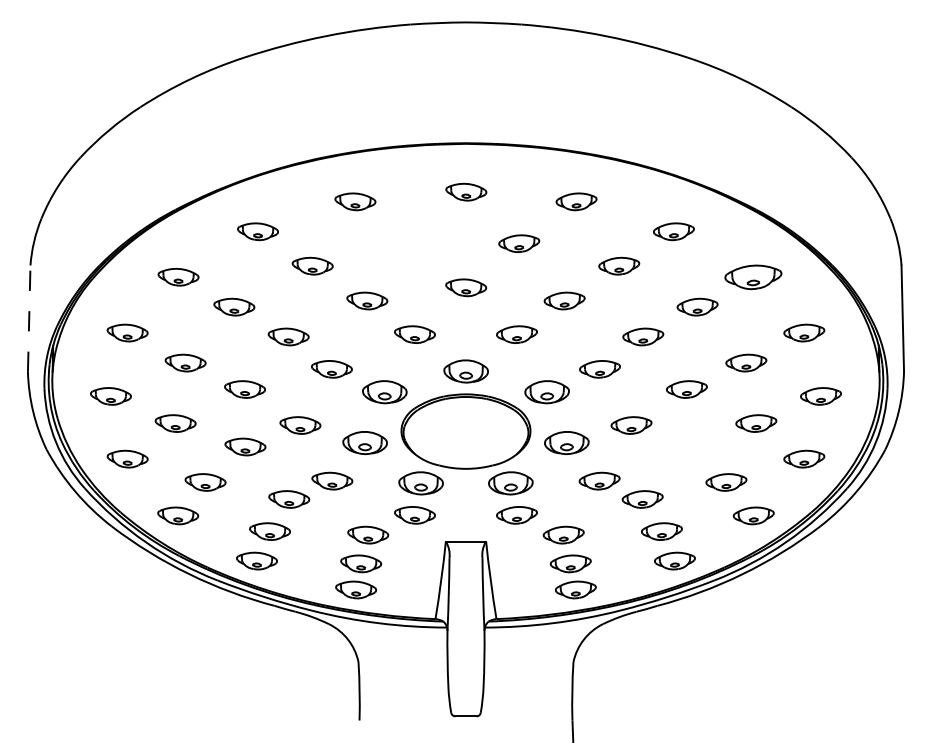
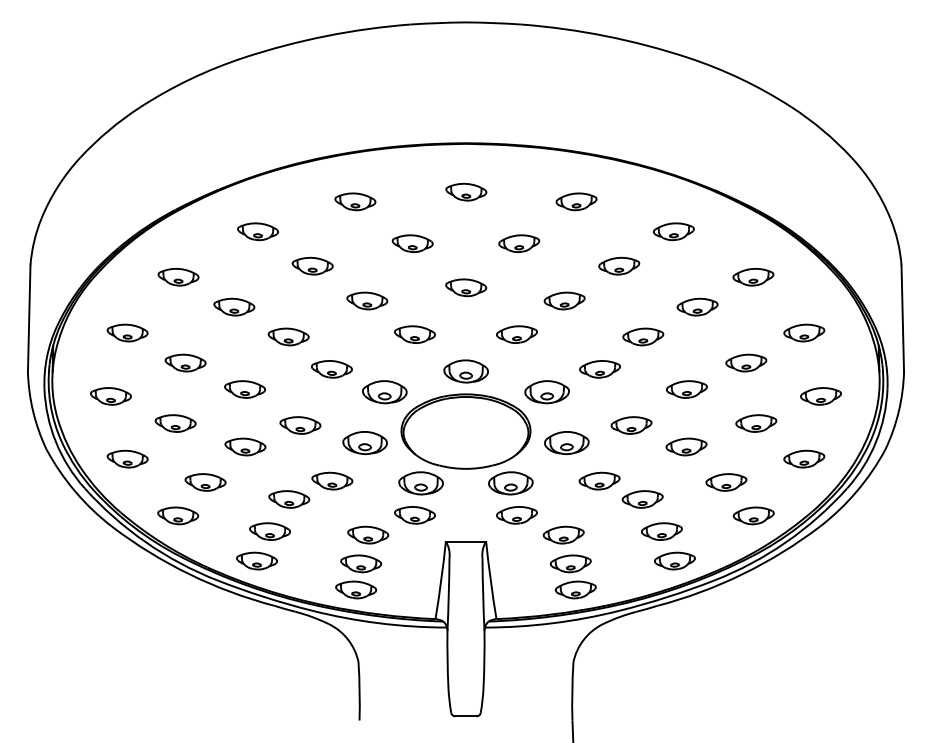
part: none -> present (412, 243)
part size: 59x27 px -> 43x20 px (753, 276)
line: dashed -> solid (29, 318)
part: none -> present (686, 446)
